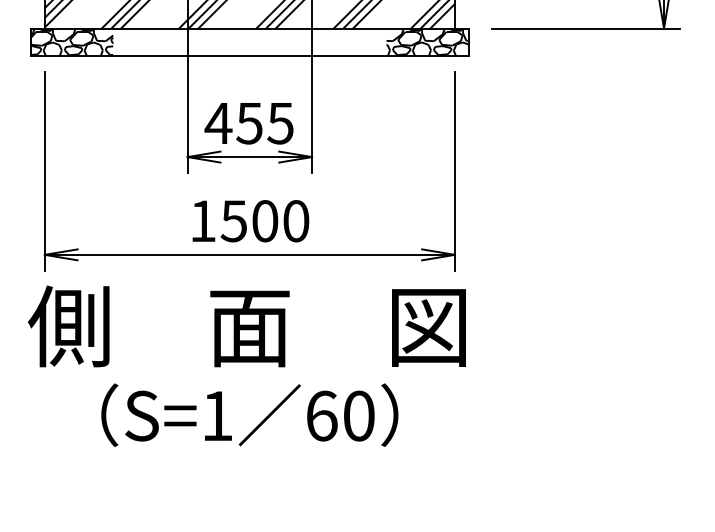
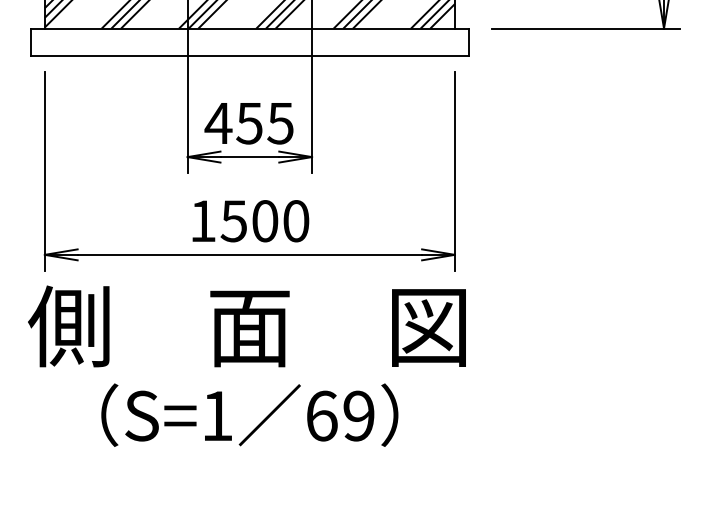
hatch: present -> none (72, 41)
hatch: present -> none (427, 41)
text: 60 -> 69 (358, 415)
